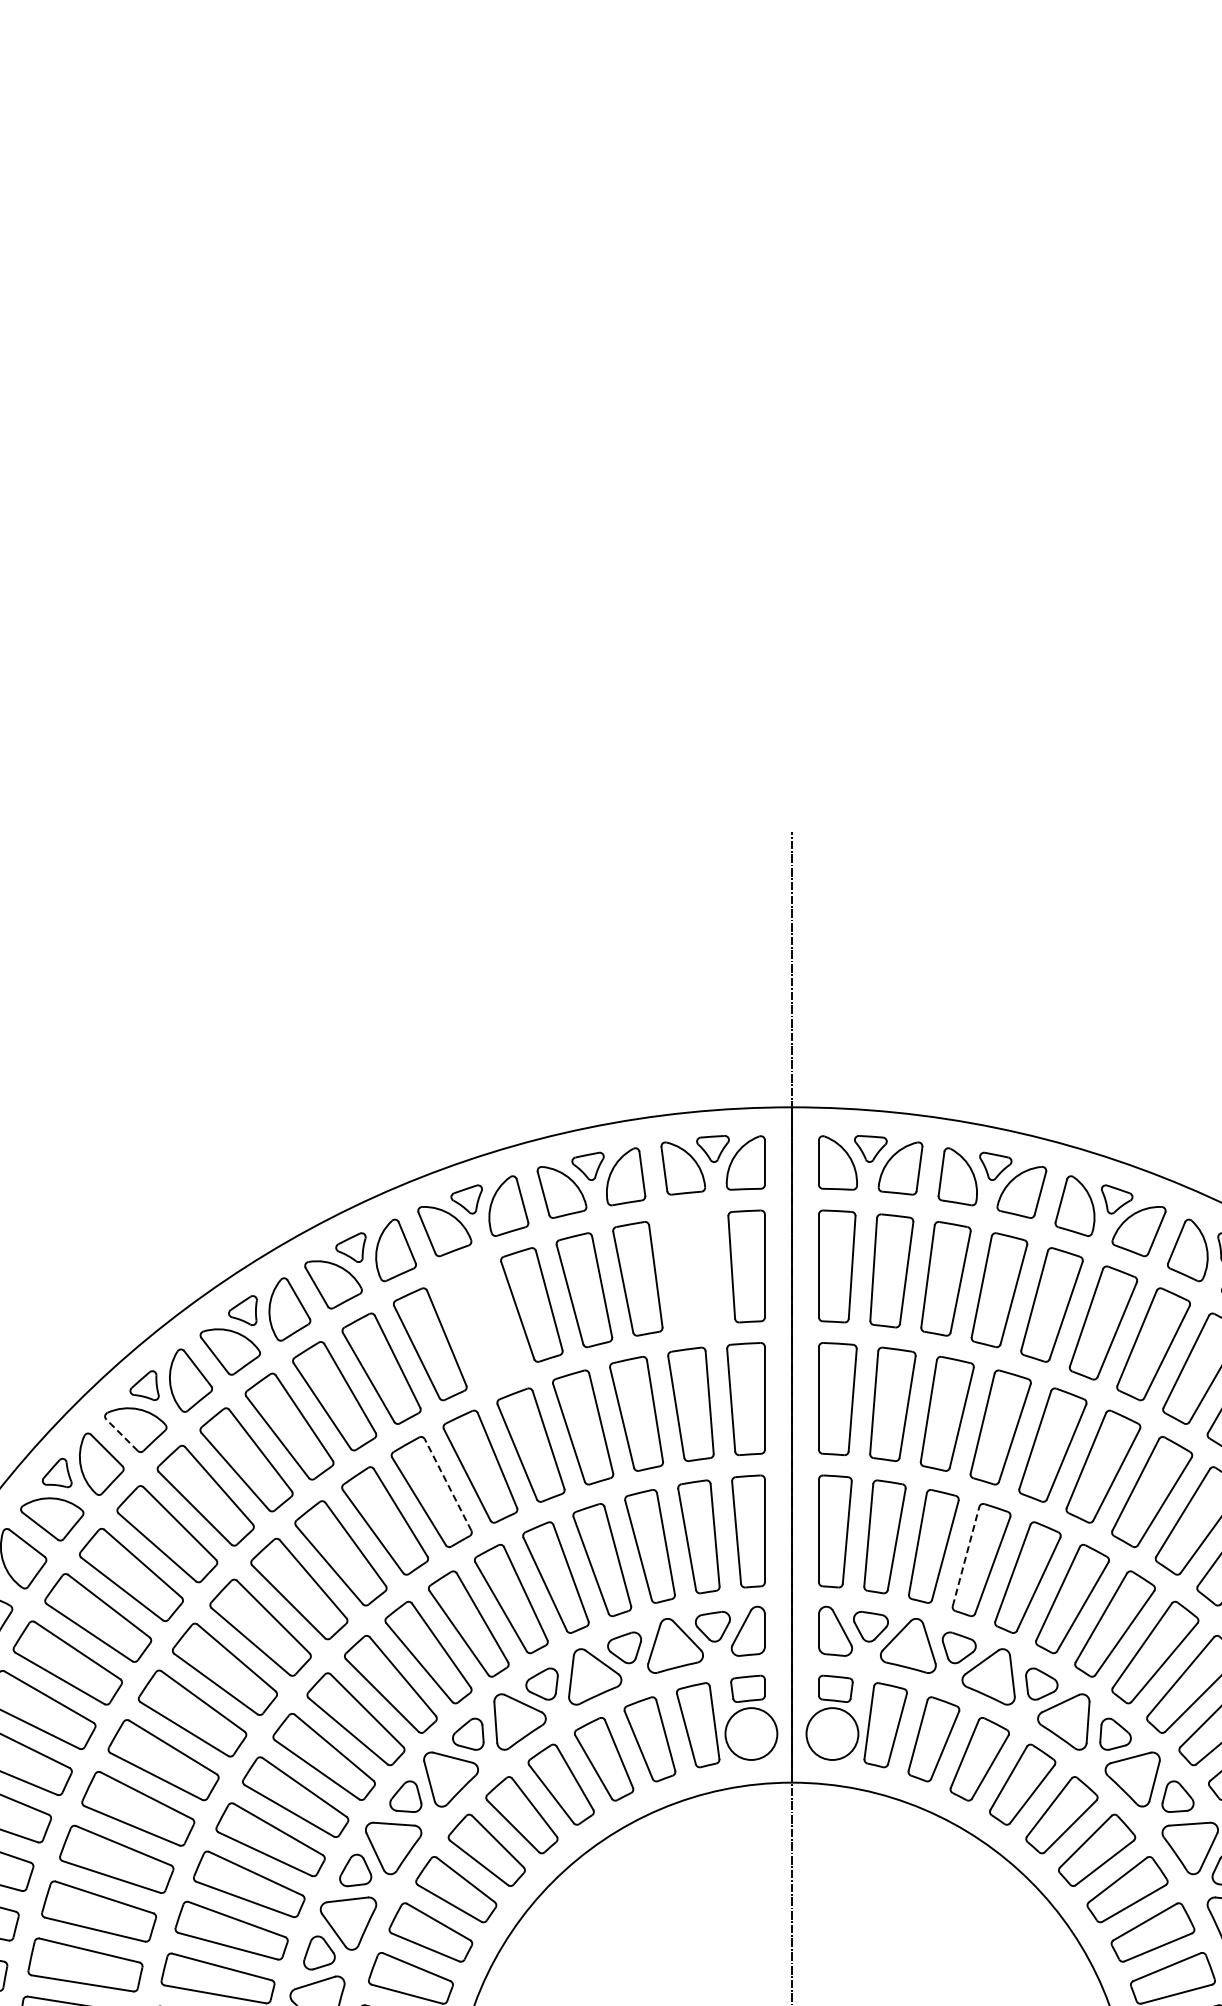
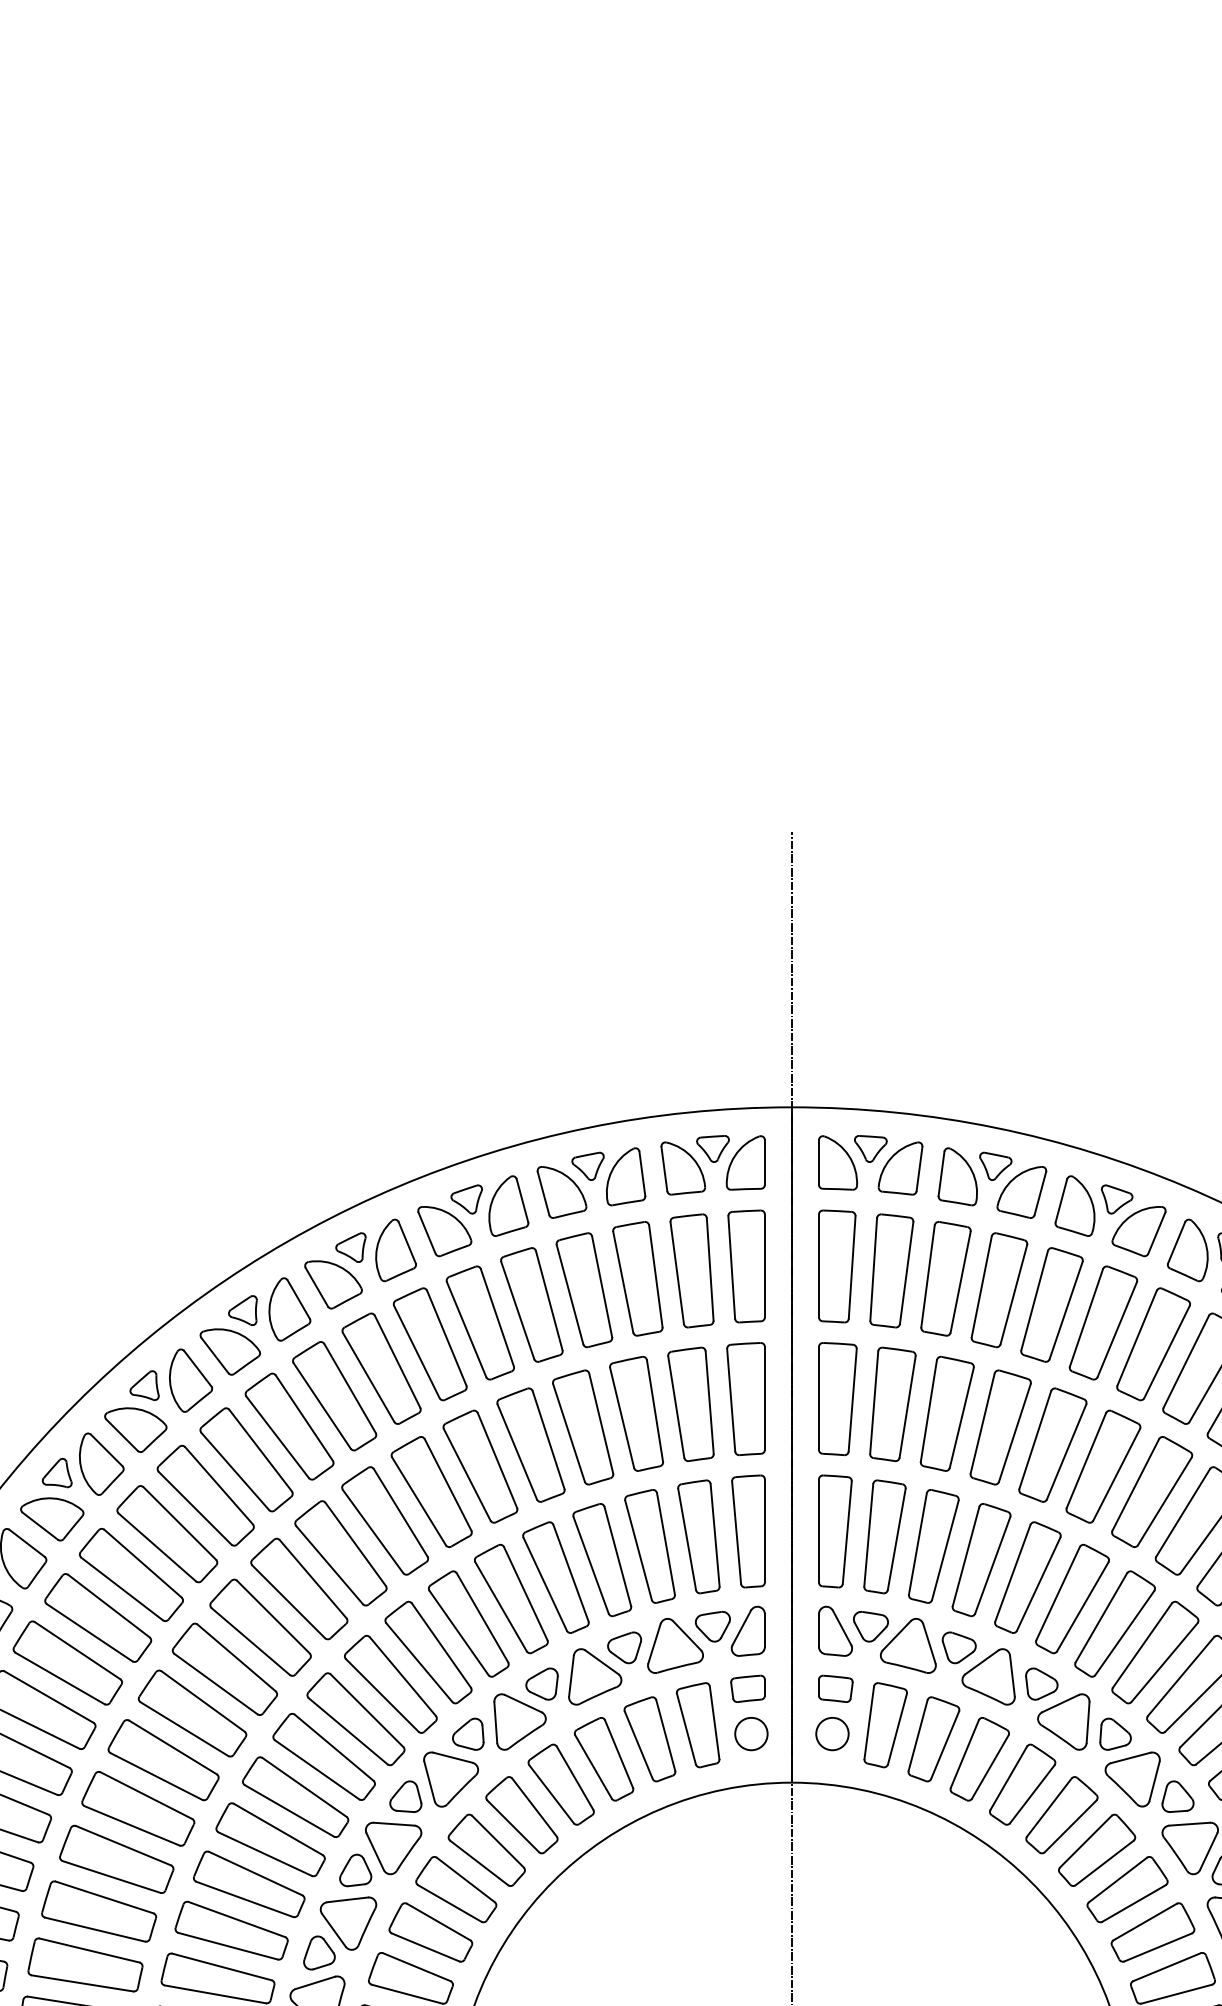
part: none -> present (691, 1270)
part: none -> present (479, 1322)
line: dashed -> solid (121, 1434)
line: dashed -> solid (447, 1484)
line: dashed -> solid (966, 1556)
circle diameter: 52 px -> 32 px (751, 1733)
circle diameter: 52 px -> 32 px (832, 1733)
